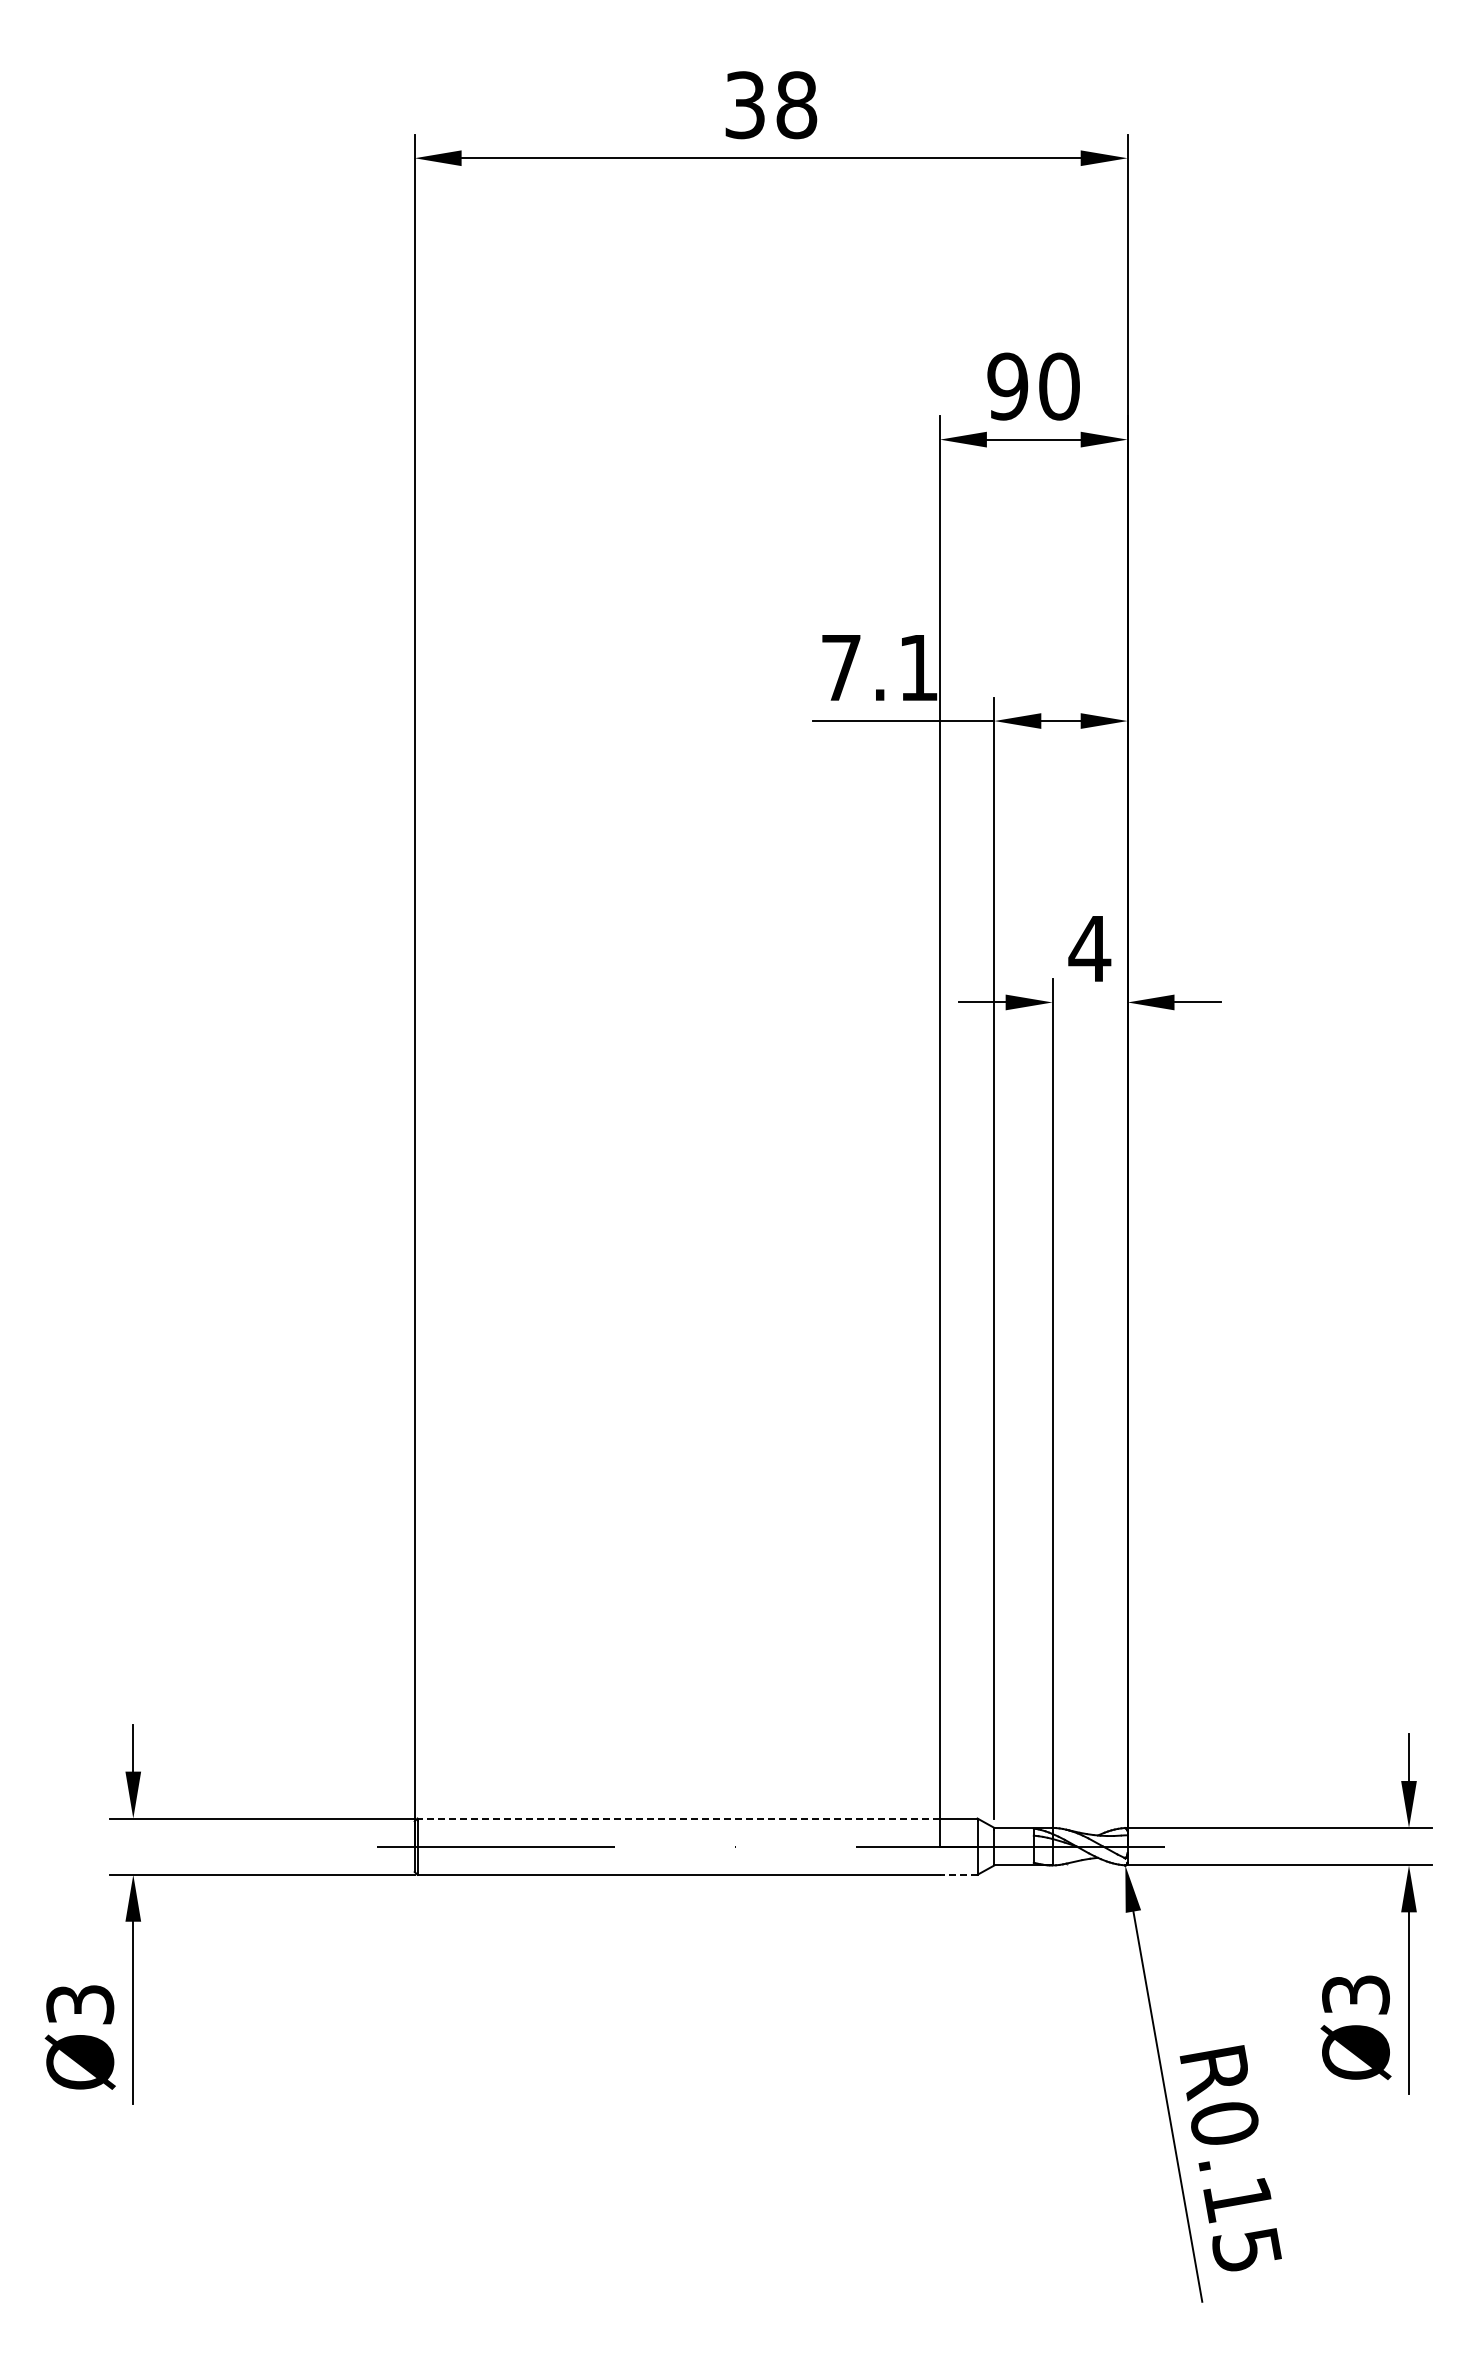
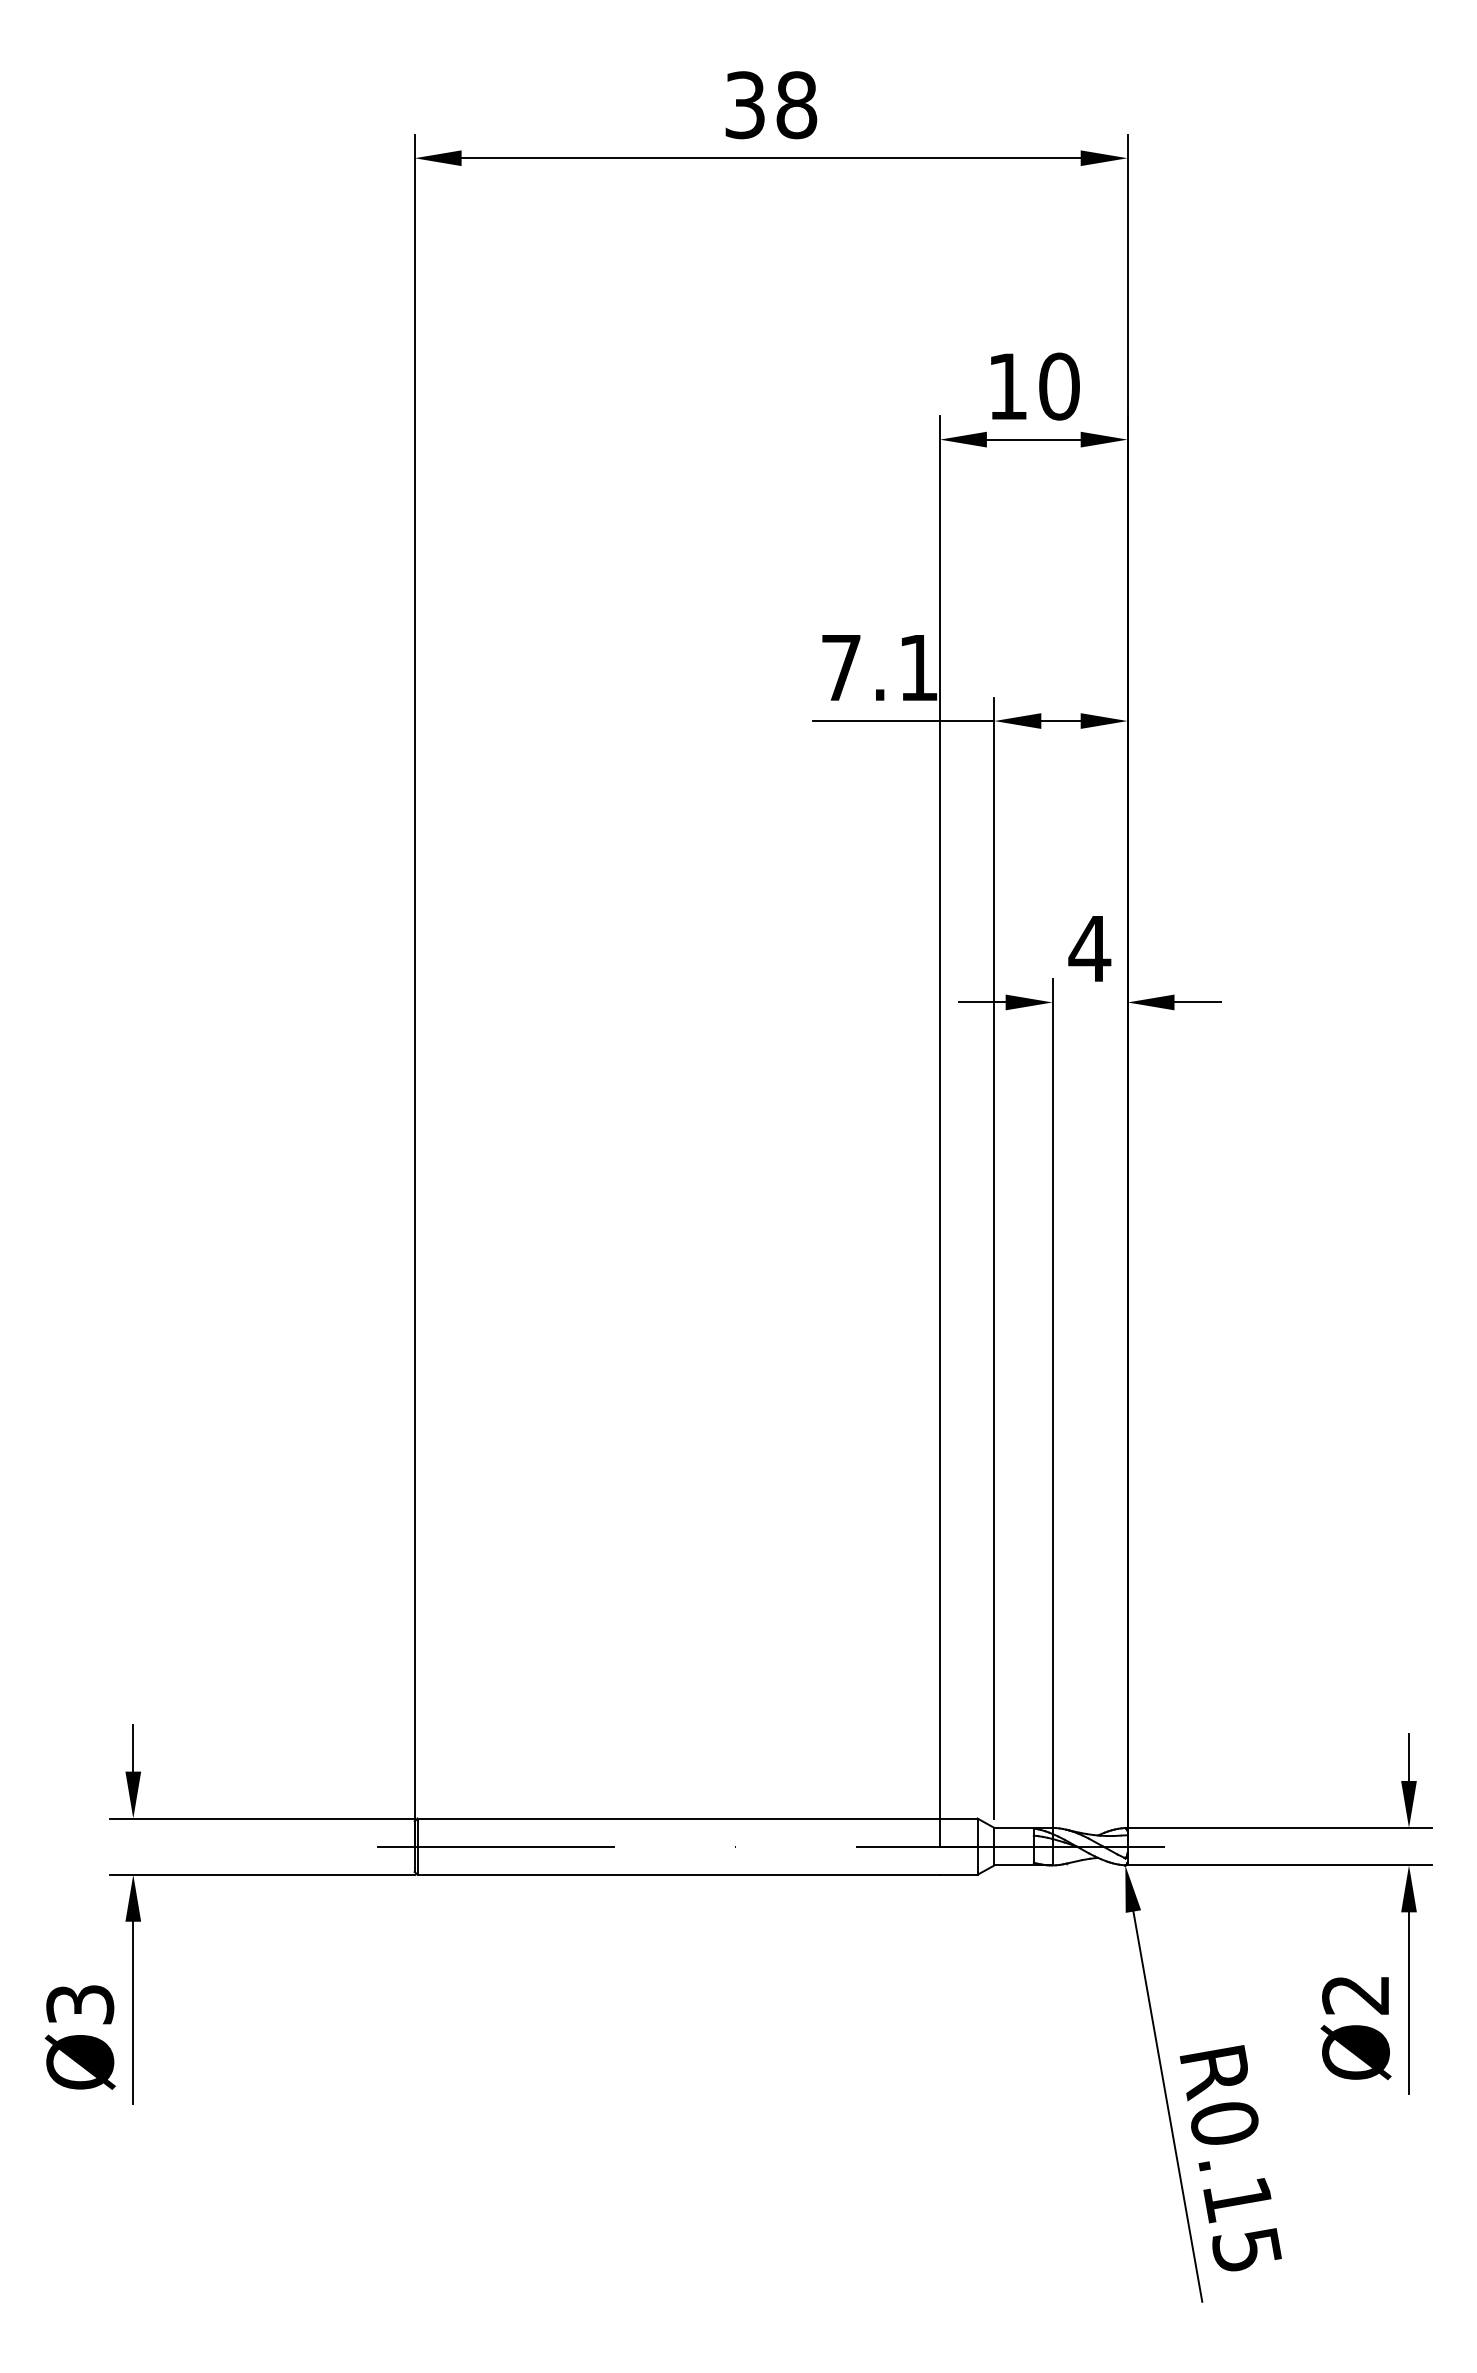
text: 90 -> 10 (1007, 386)
line: dashed -> solid (678, 1818)
line: dashed -> solid (958, 1874)
text: Ø3 -> Ø2 (1355, 1994)
